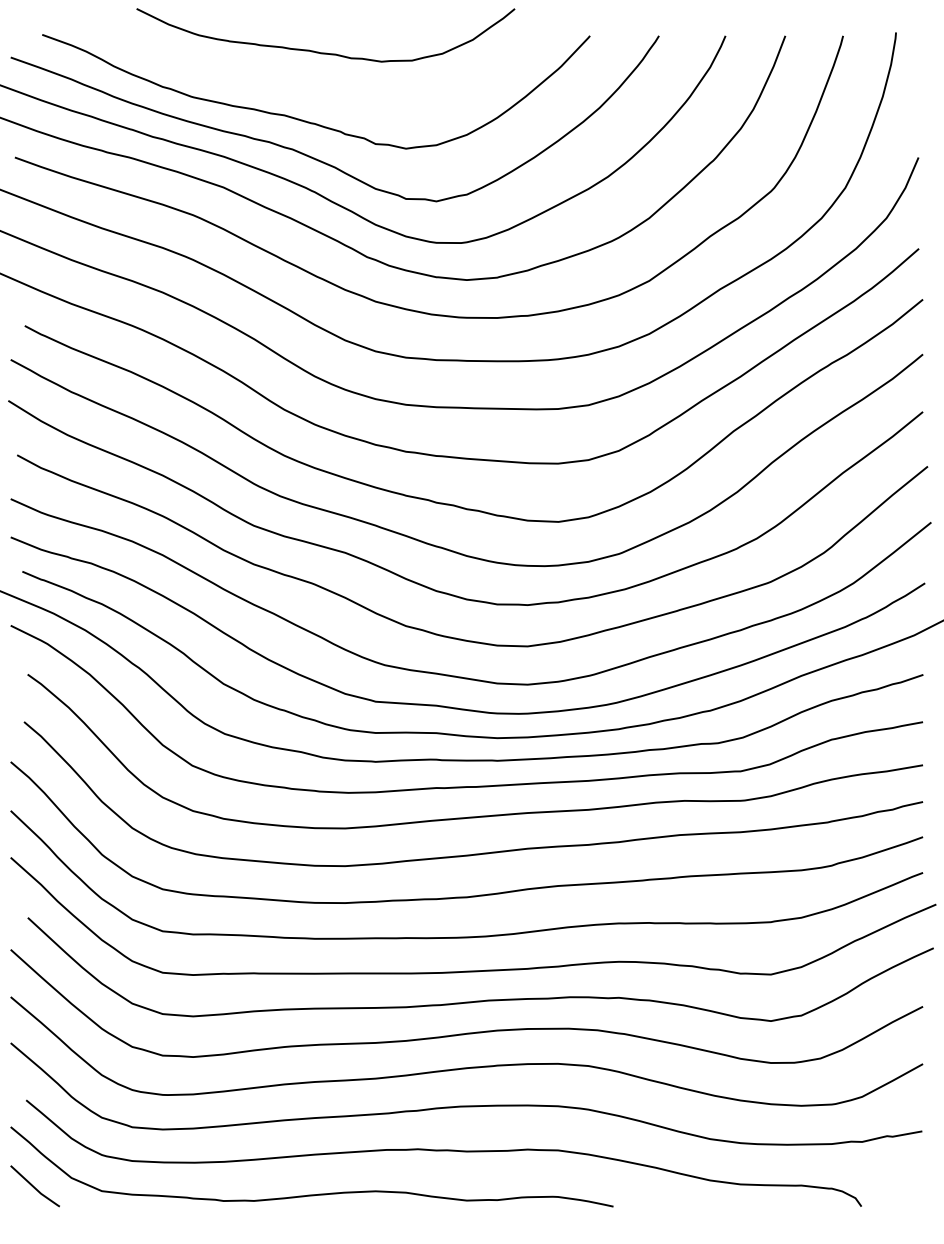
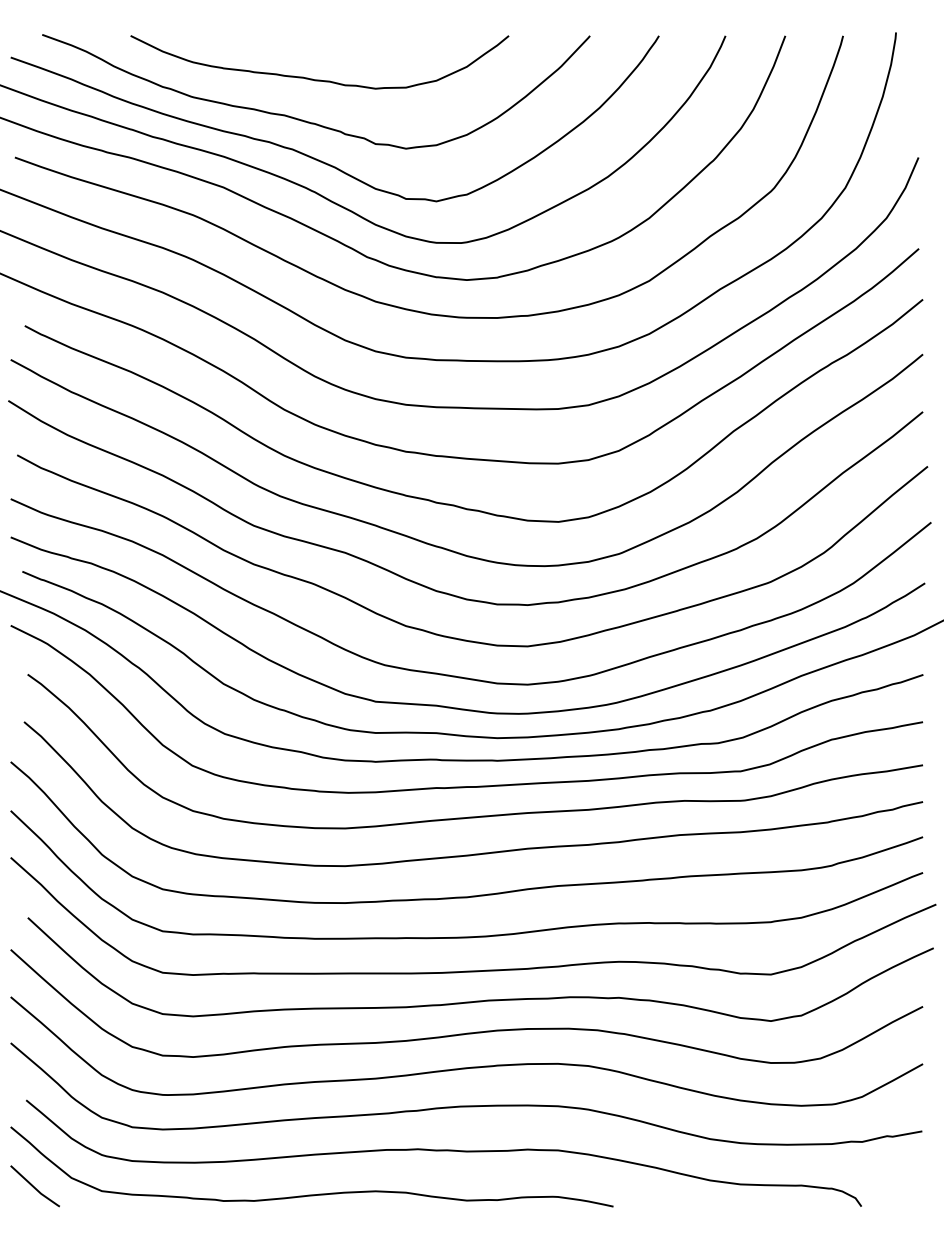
curve position: (325, 52) -> (319, 79) (319, 79)
